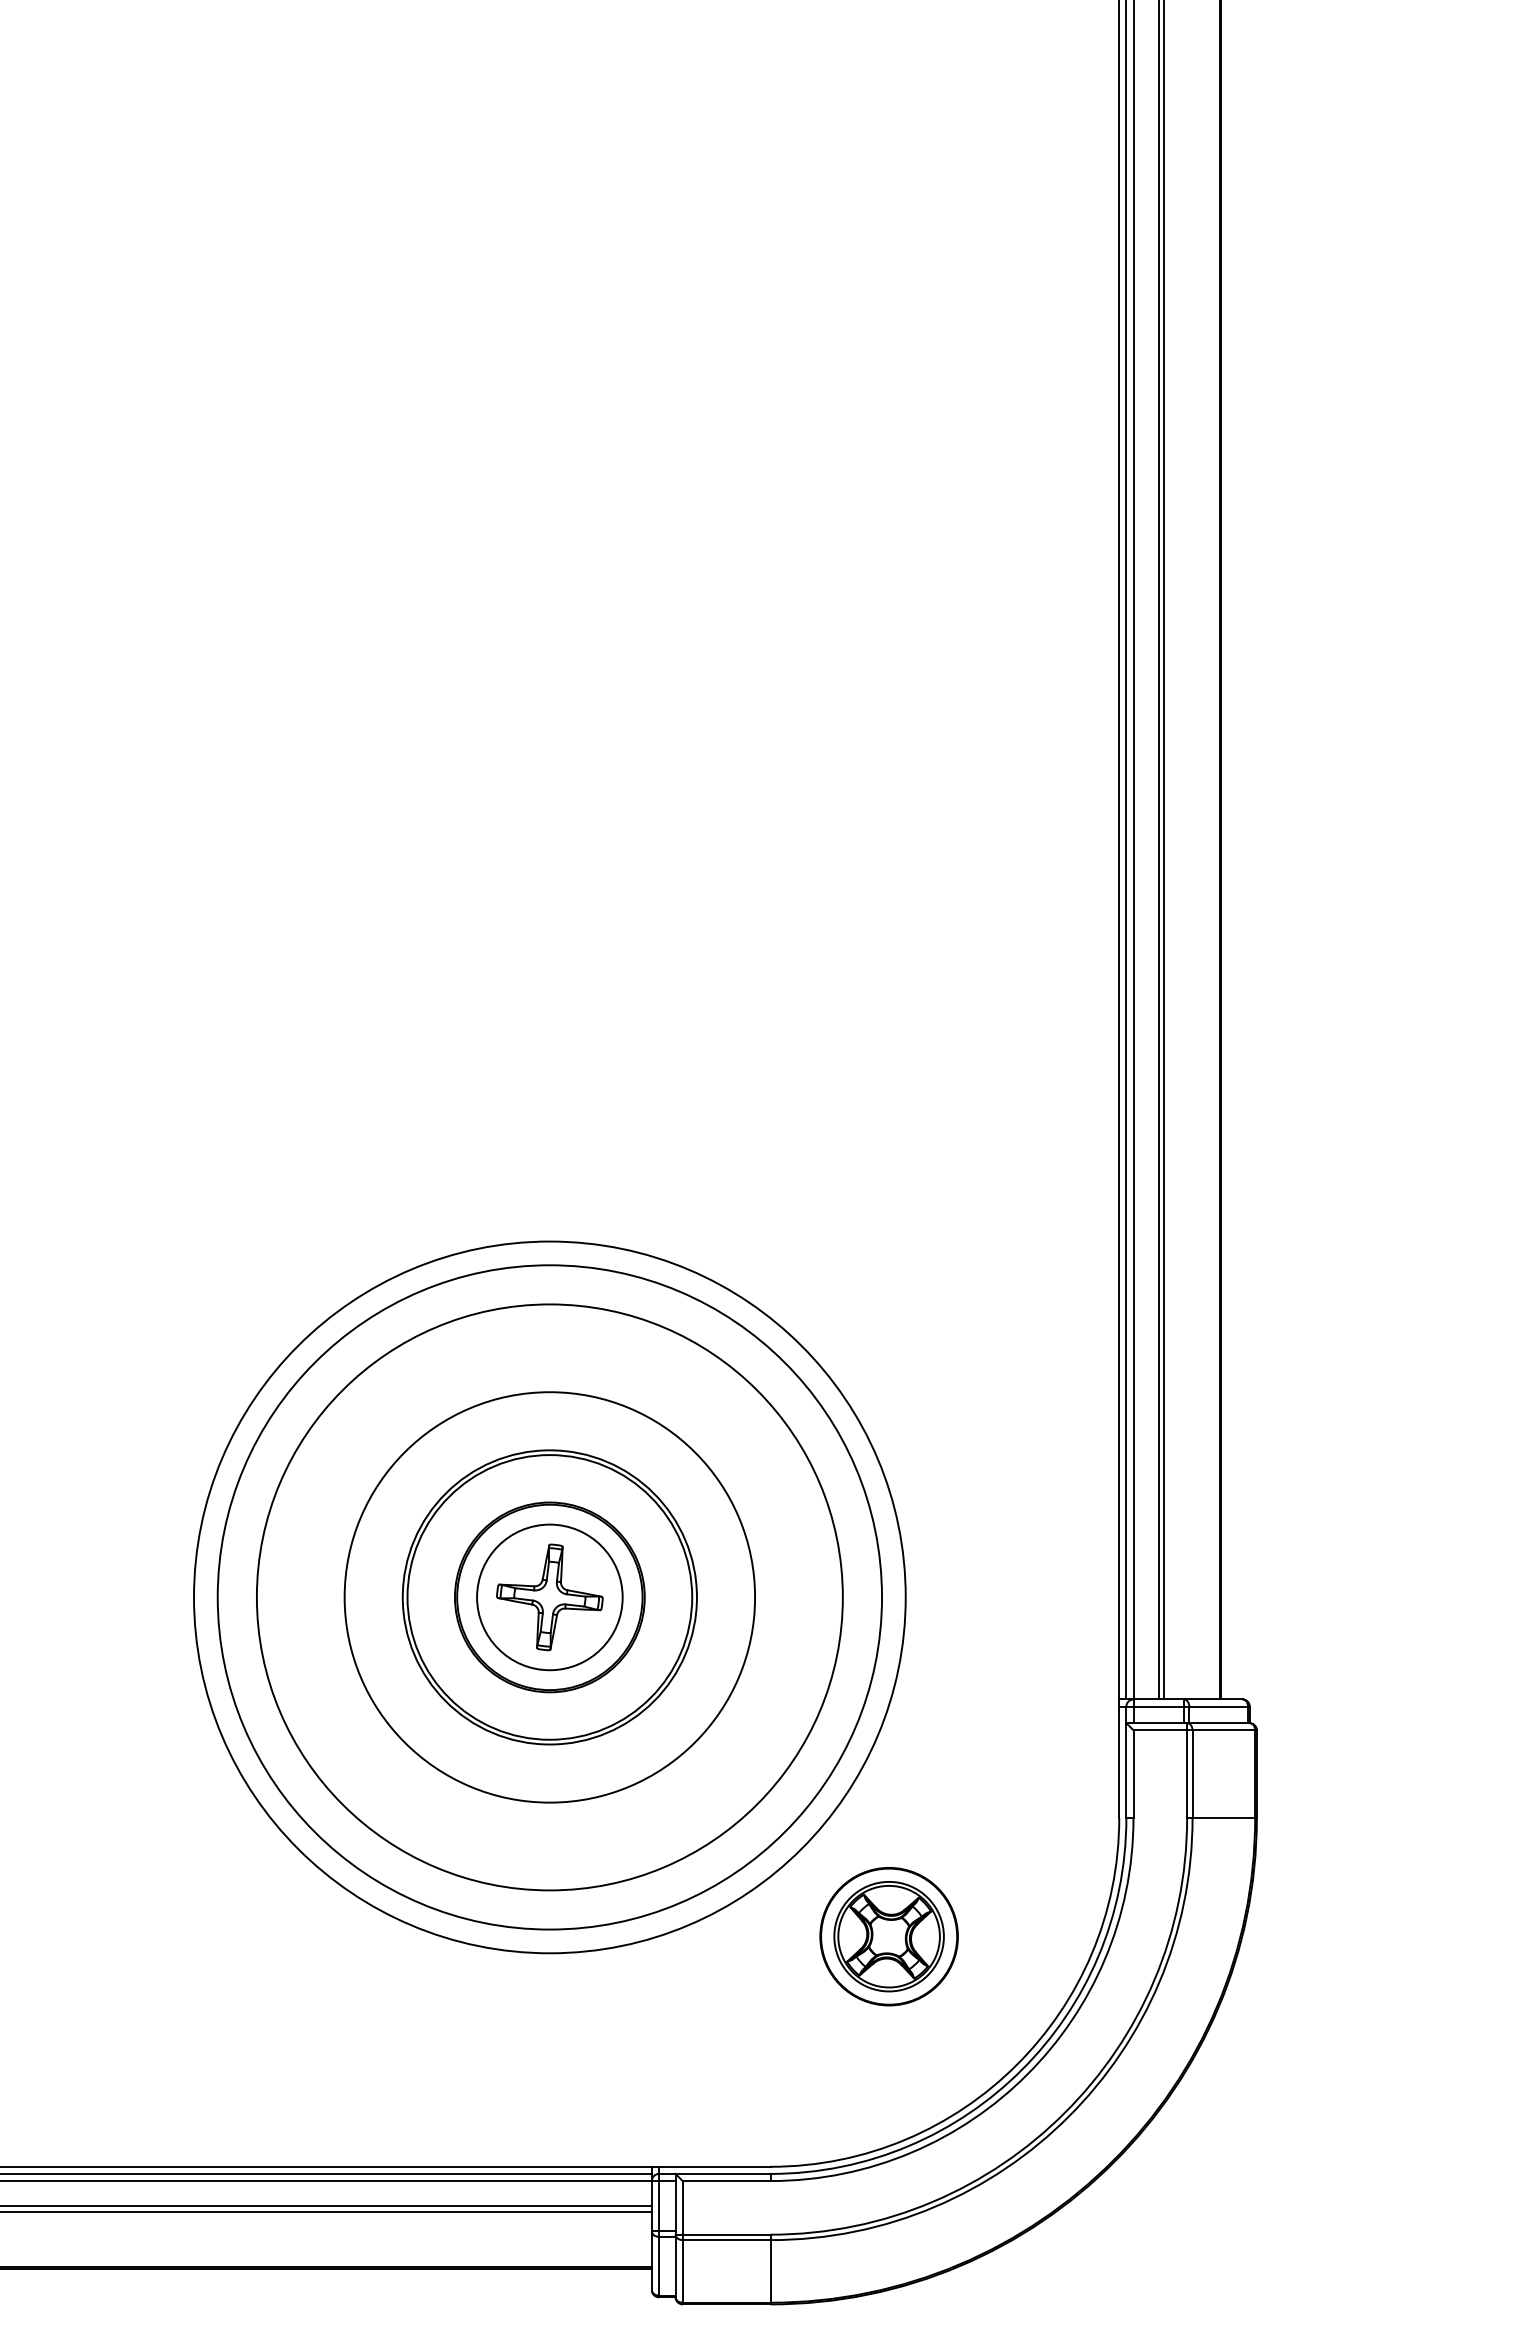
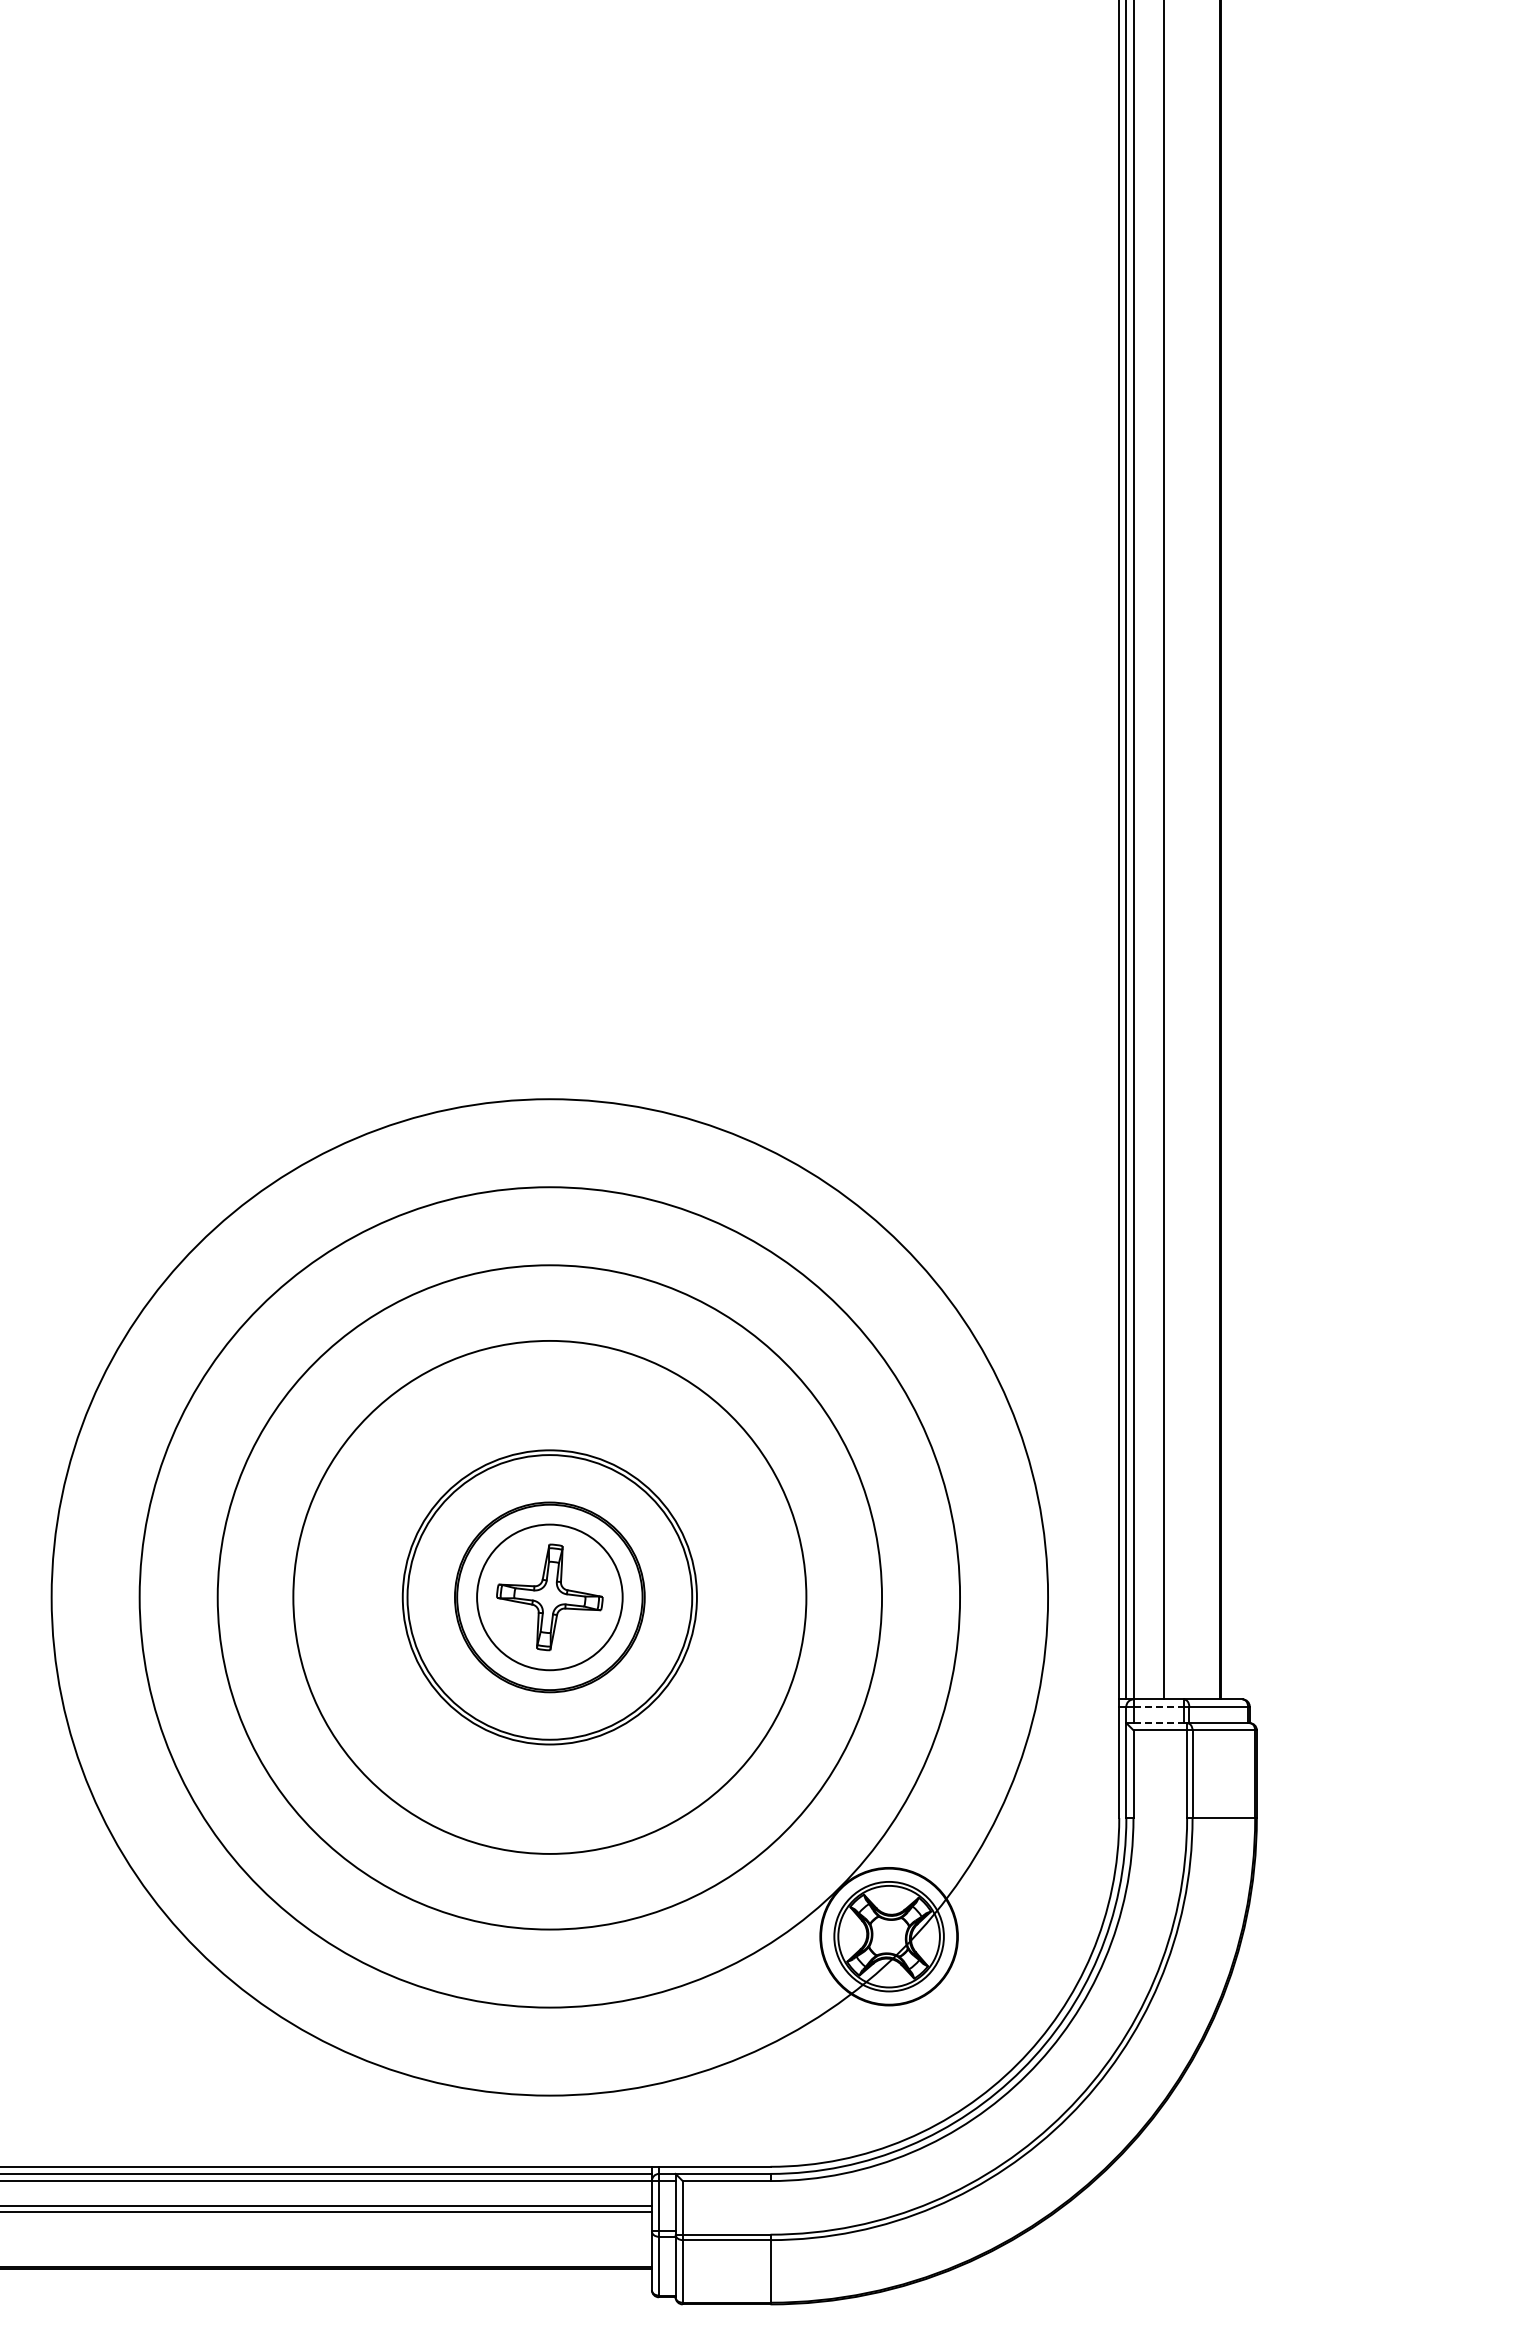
line: present -> none (1158, 850)
circle diameter: 410 px -> 513 px (549, 1596)
circle diameter: 586 px -> 820 px (549, 1597)
circle diameter: 712 px -> 996 px (549, 1597)
line: solid -> dashed (1159, 1706)
line: solid -> dashed (1159, 1723)
